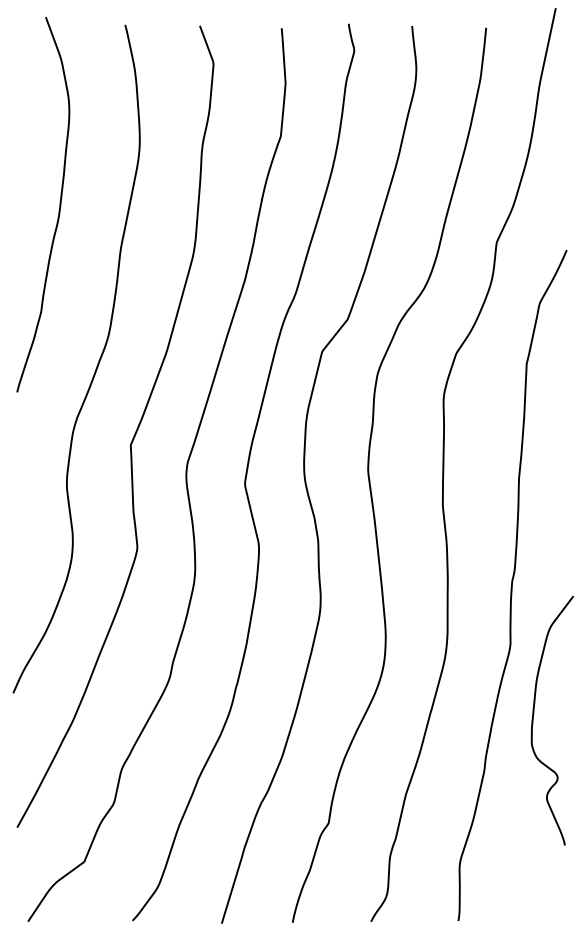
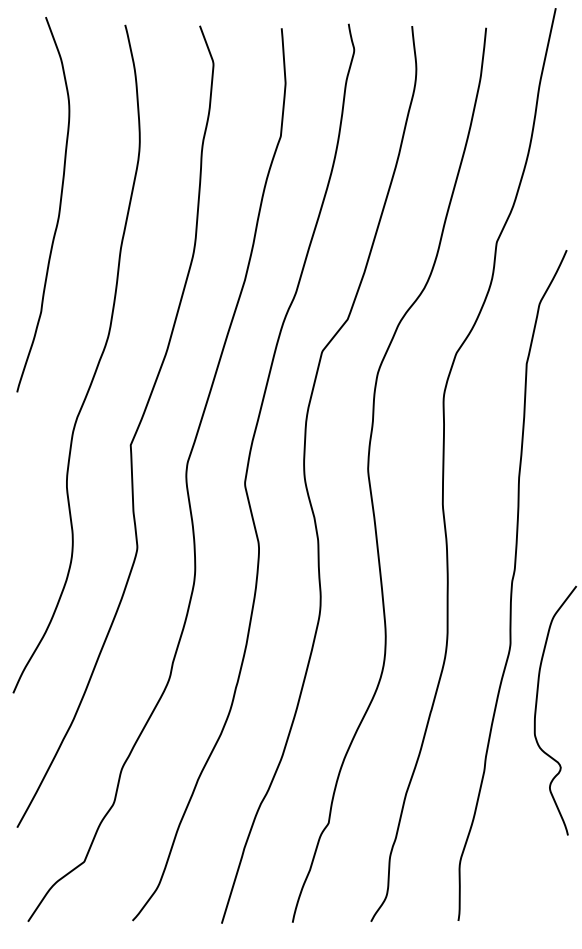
curve position: (534, 714) -> (537, 704) (537, 704)
